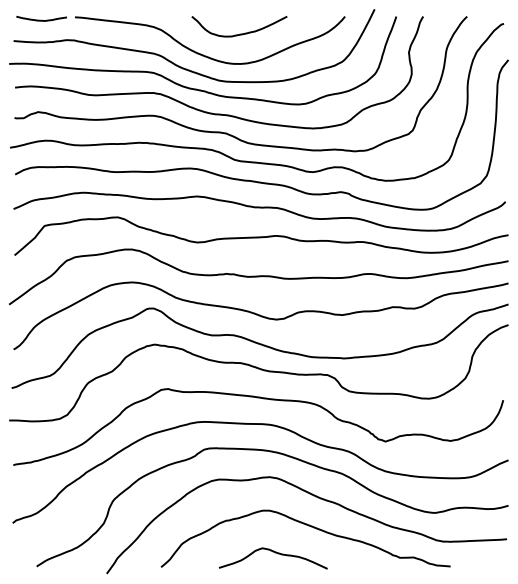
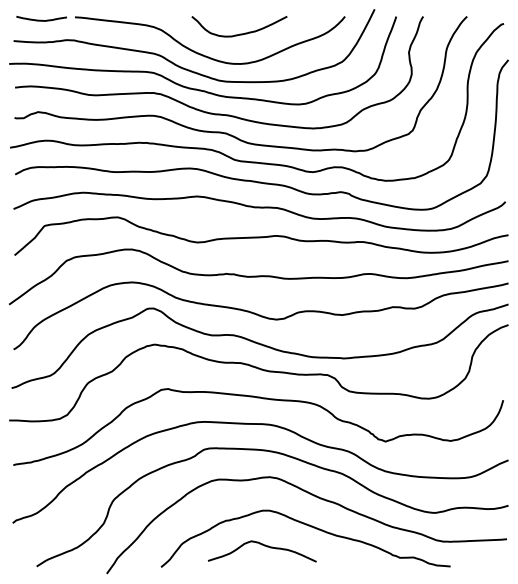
curve position: (275, 553) -> (264, 546) (264, 546)
